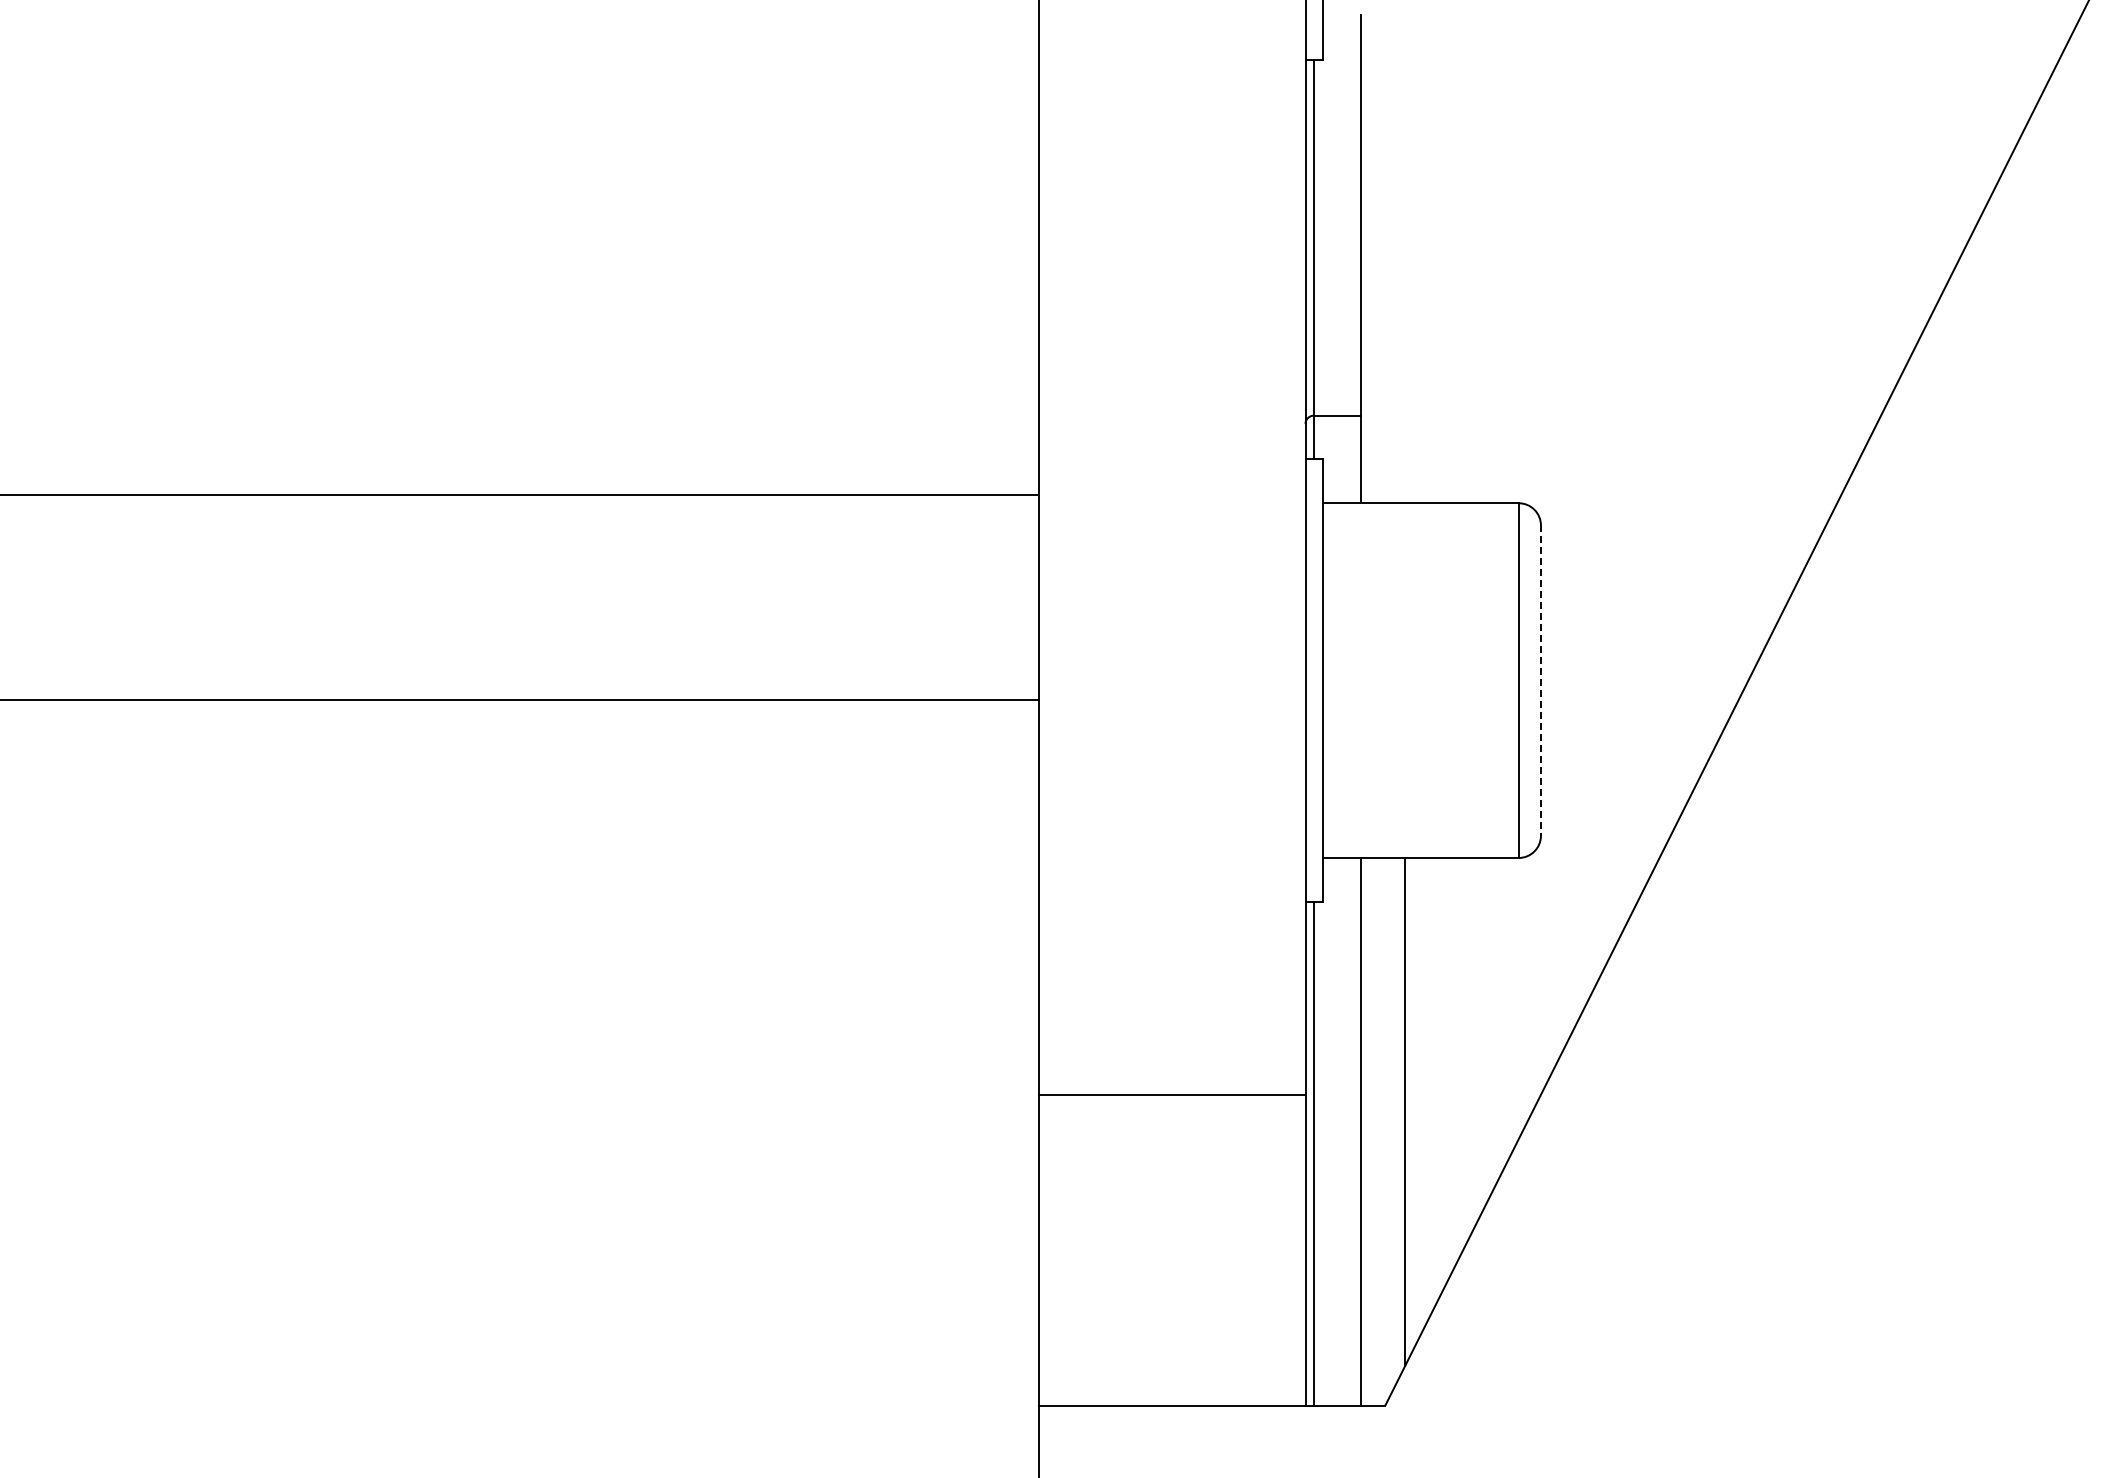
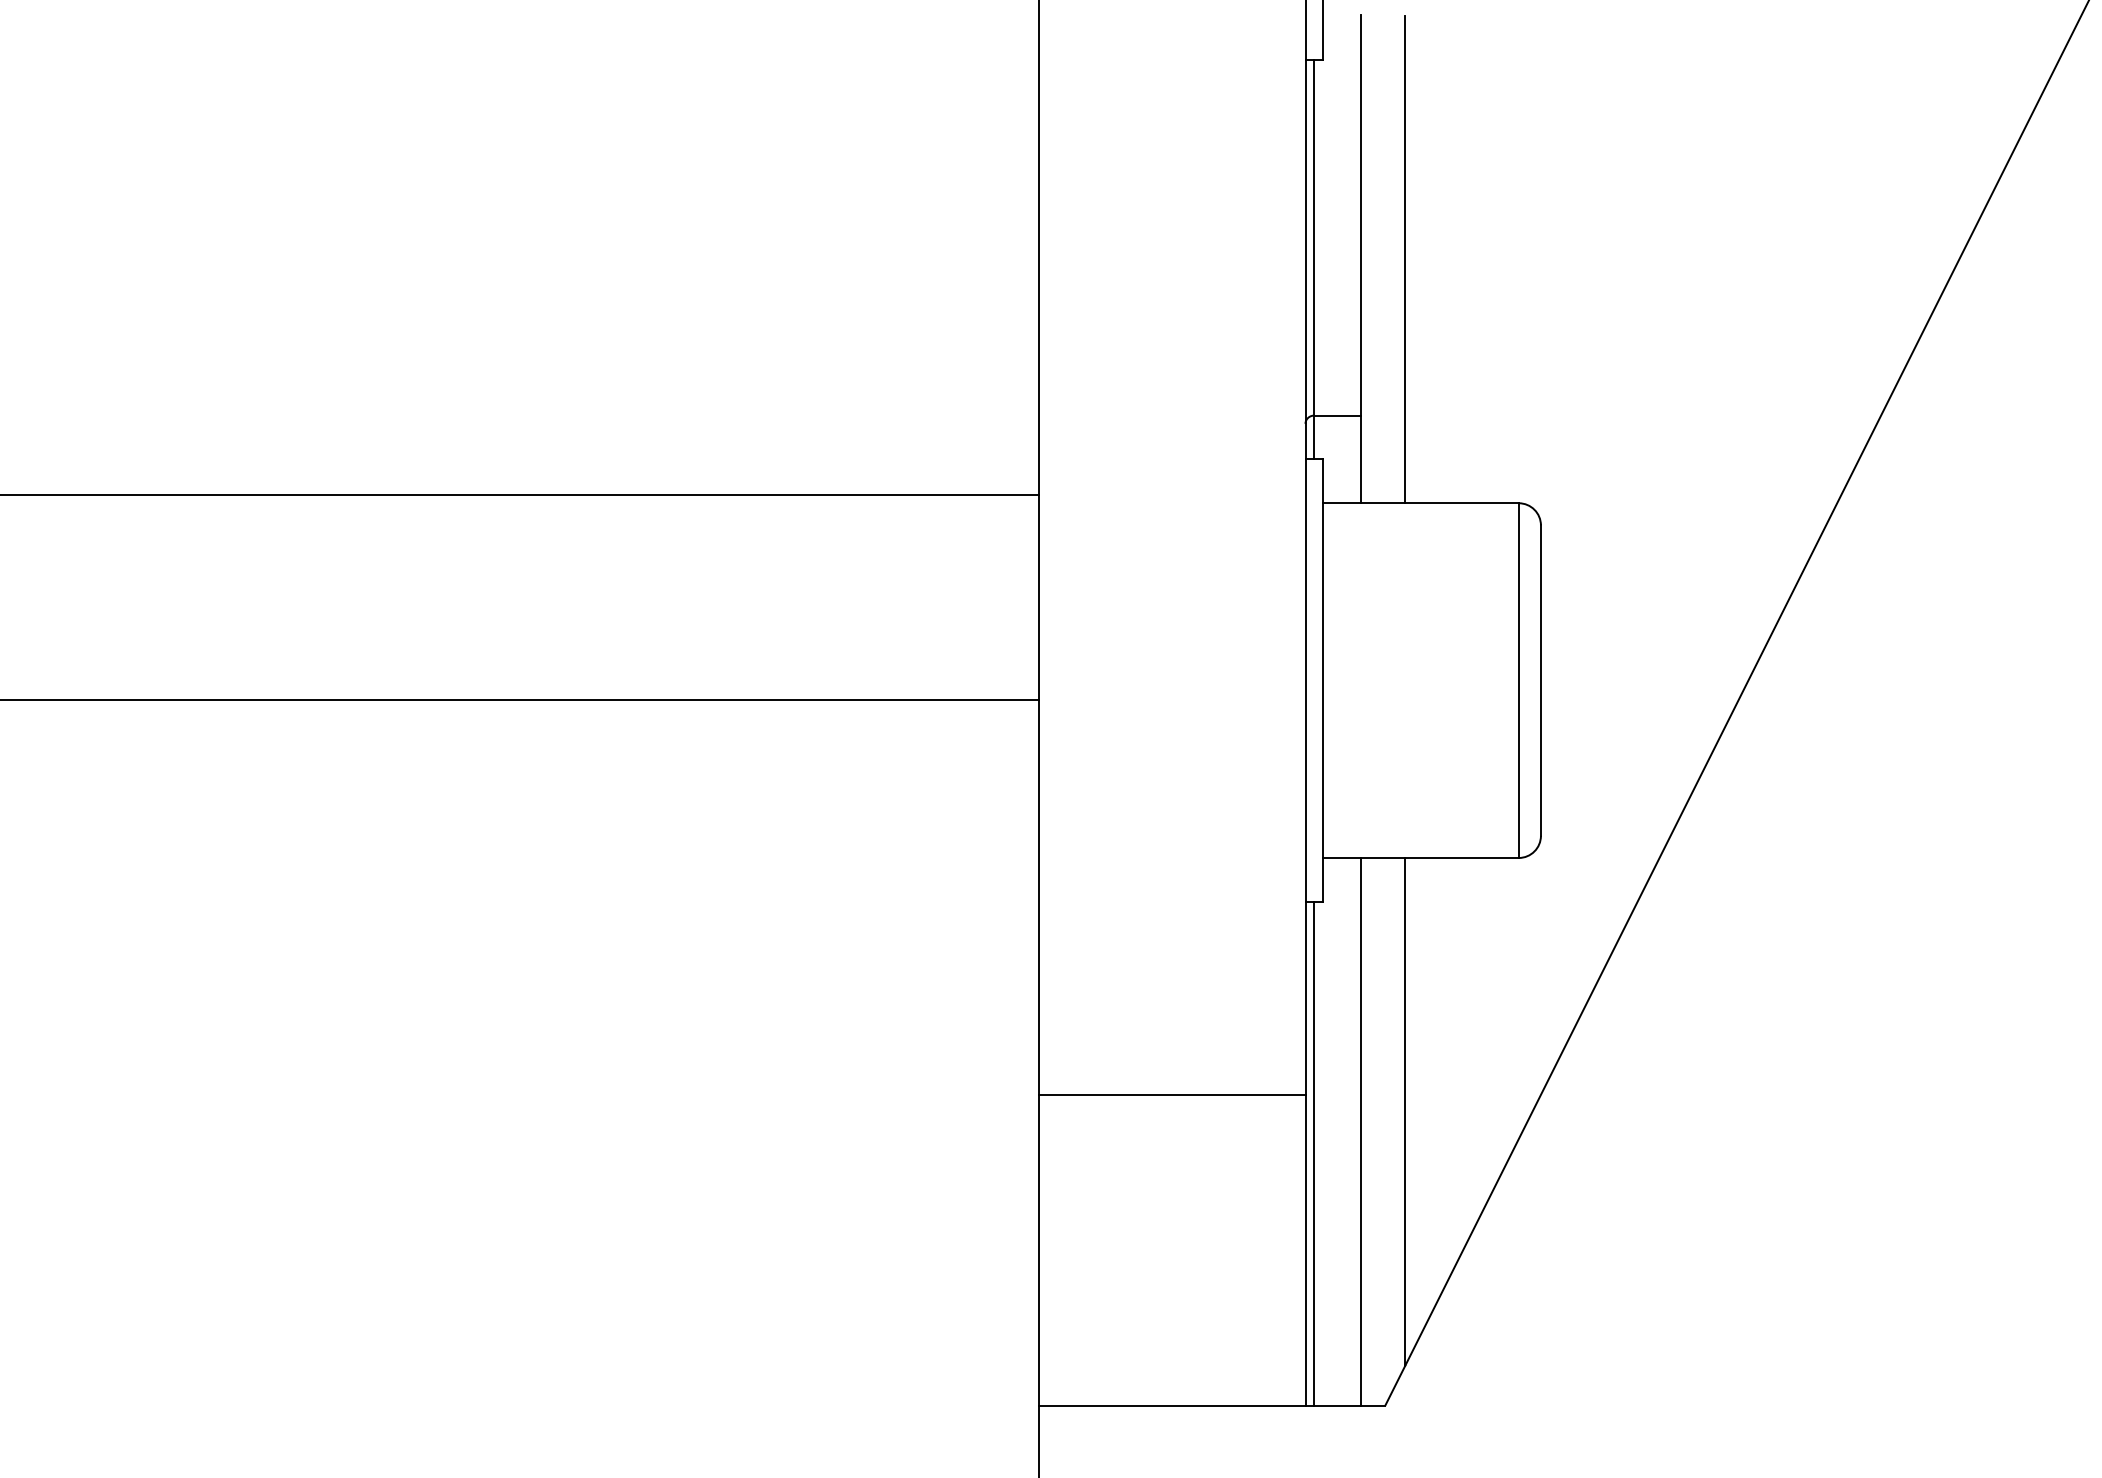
line: none -> present (1405, 259)
line: dashed -> solid (1540, 681)
